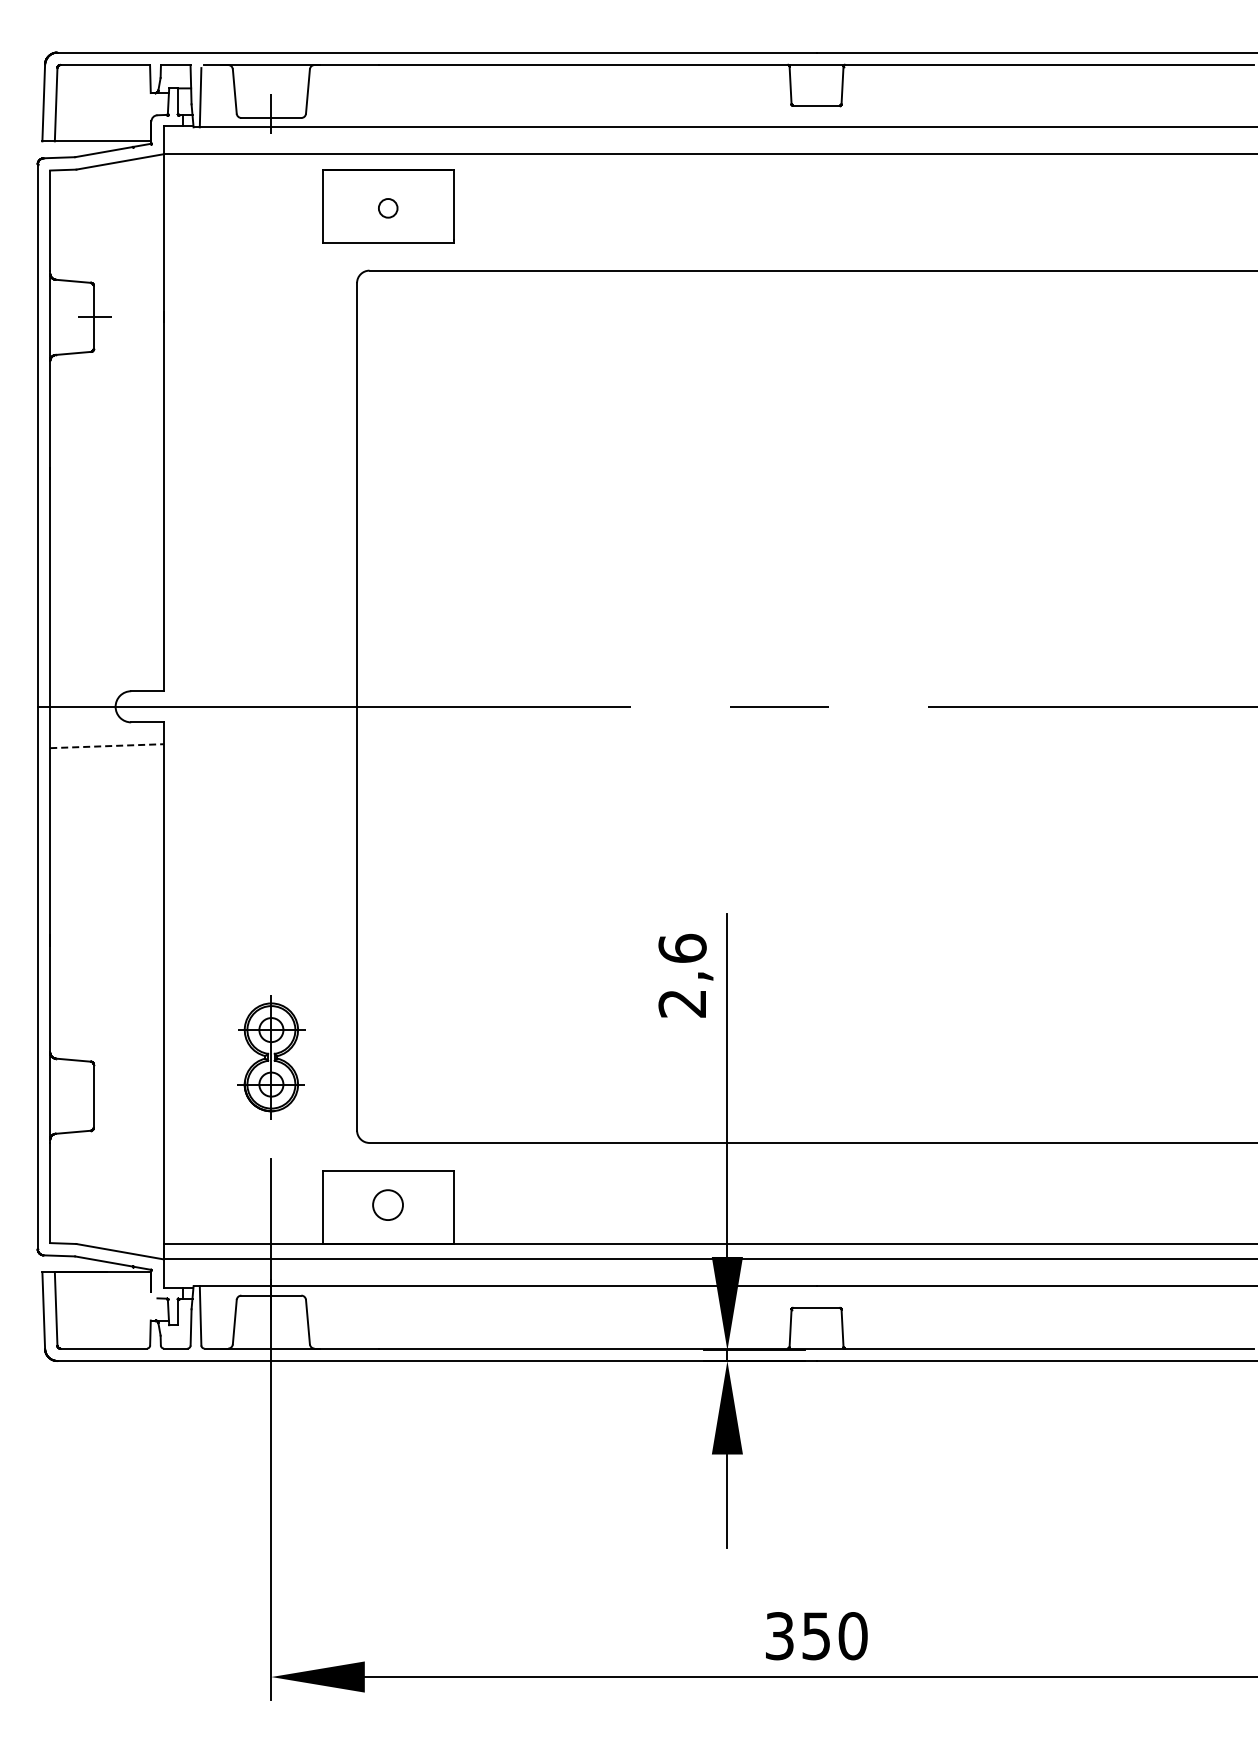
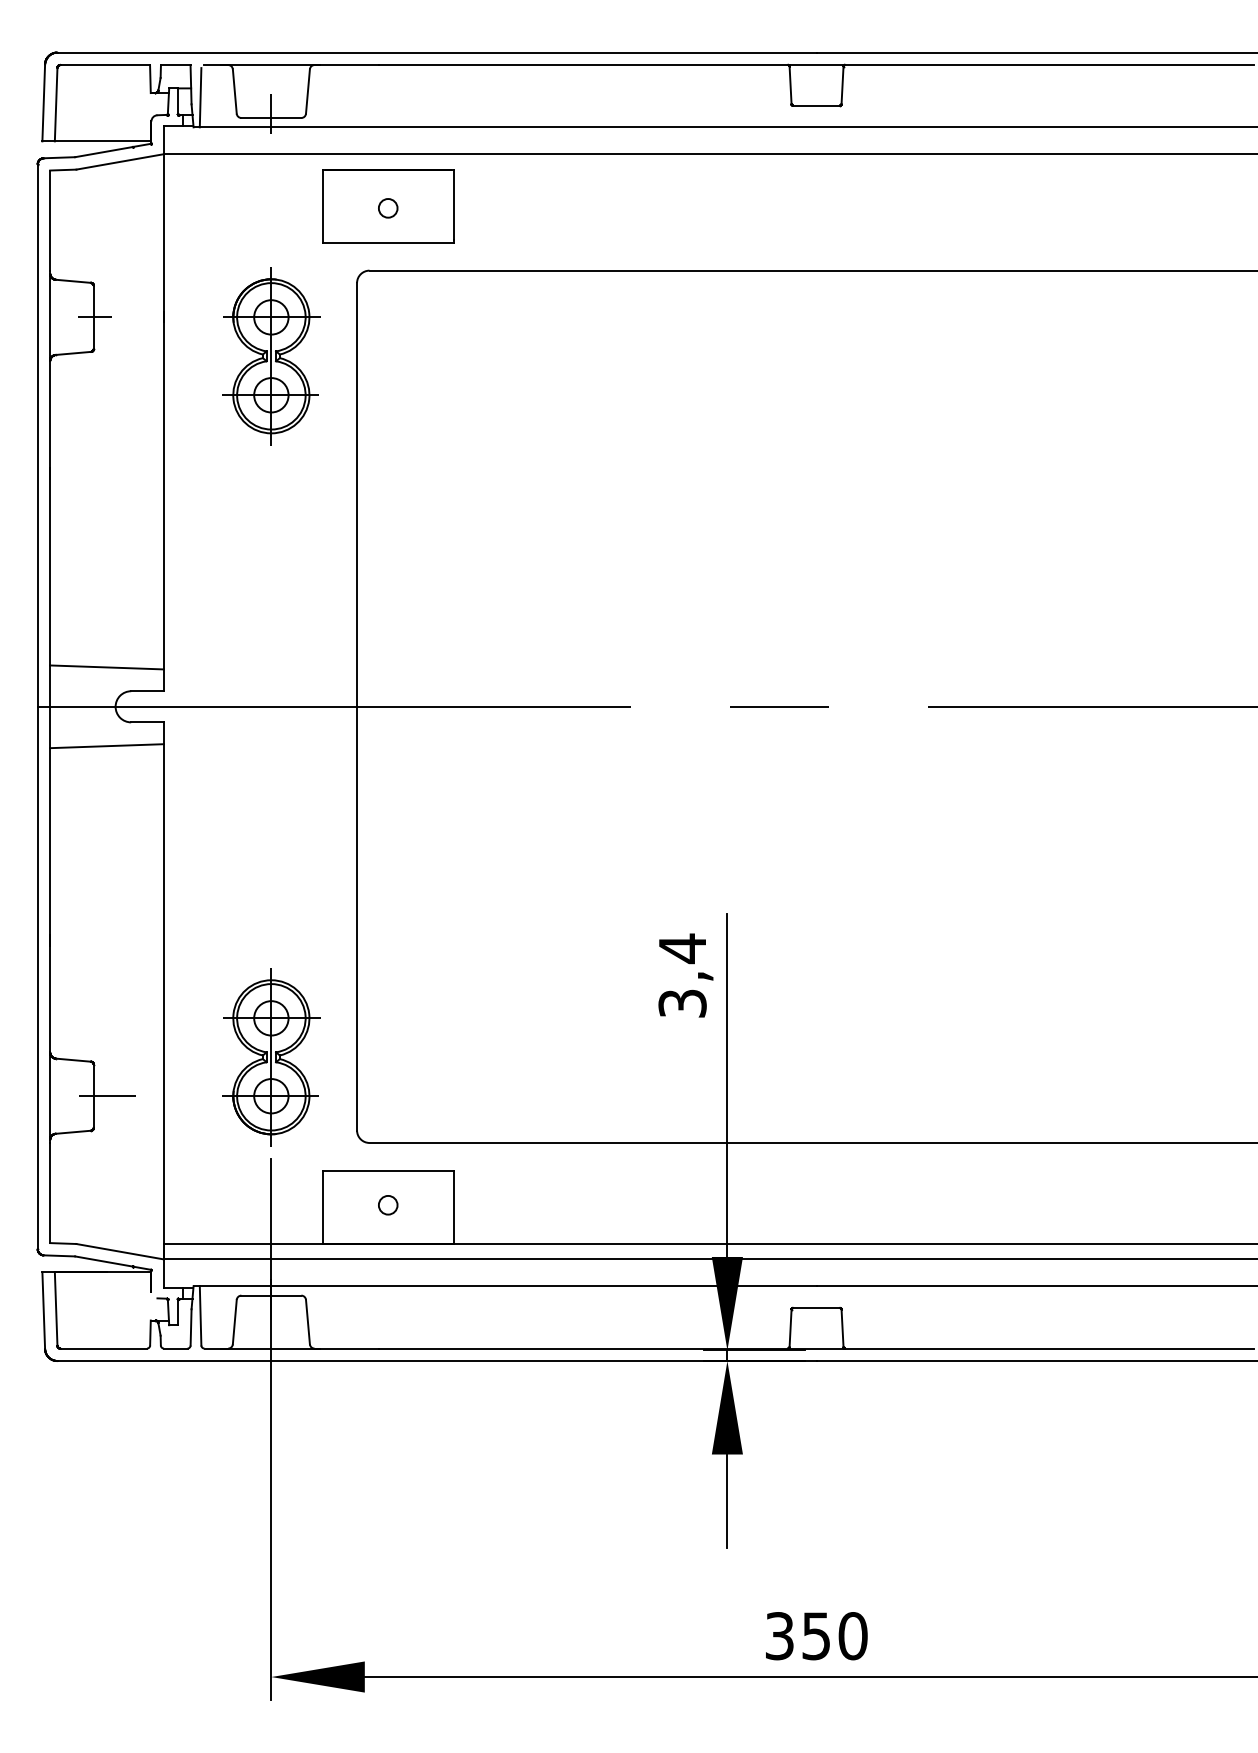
part: none -> present (271, 356)
line: none -> present (106, 667)
line: dashed -> solid (107, 746)
text: 2,6 -> 3,4 (682, 975)
part size: 69x125 px -> 99x179 px (271, 1057)
line: none -> present (107, 1096)
circle size: 32x32 px -> 21x21 px (388, 1205)
